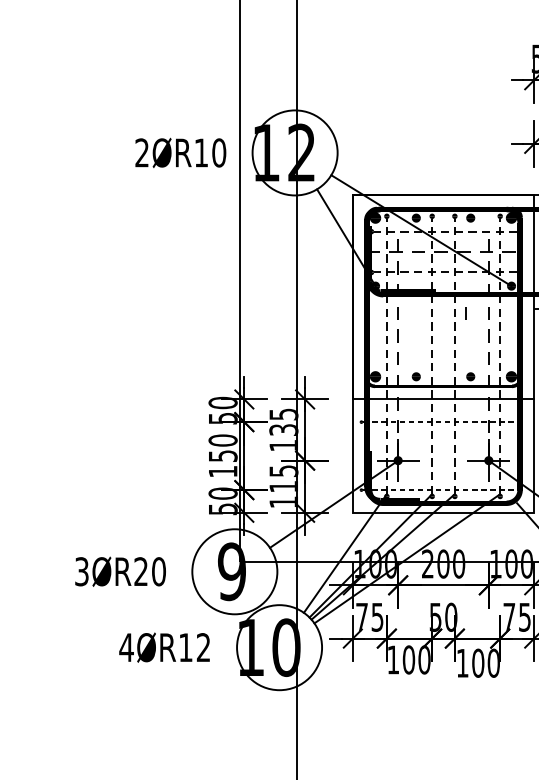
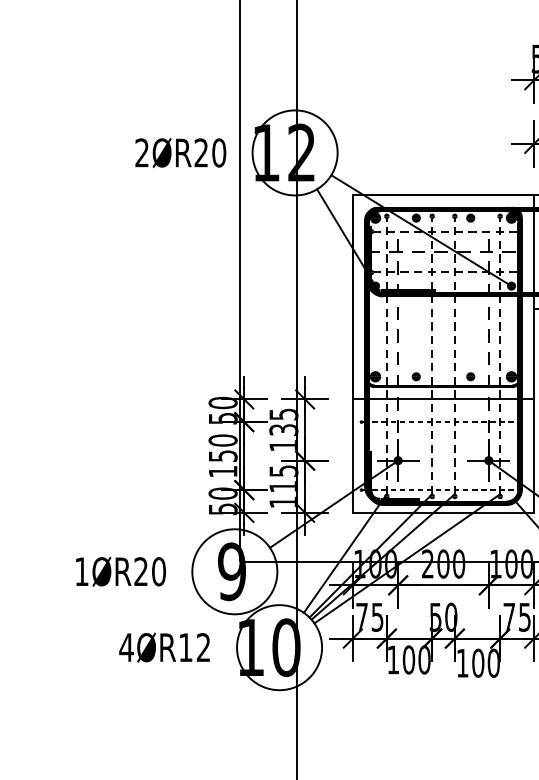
text: 2ØR10 -> 2ØR20 (200, 152)
line: present -> none (465, 313)
text: 3ØR20 -> 1ØR20 (81, 571)
